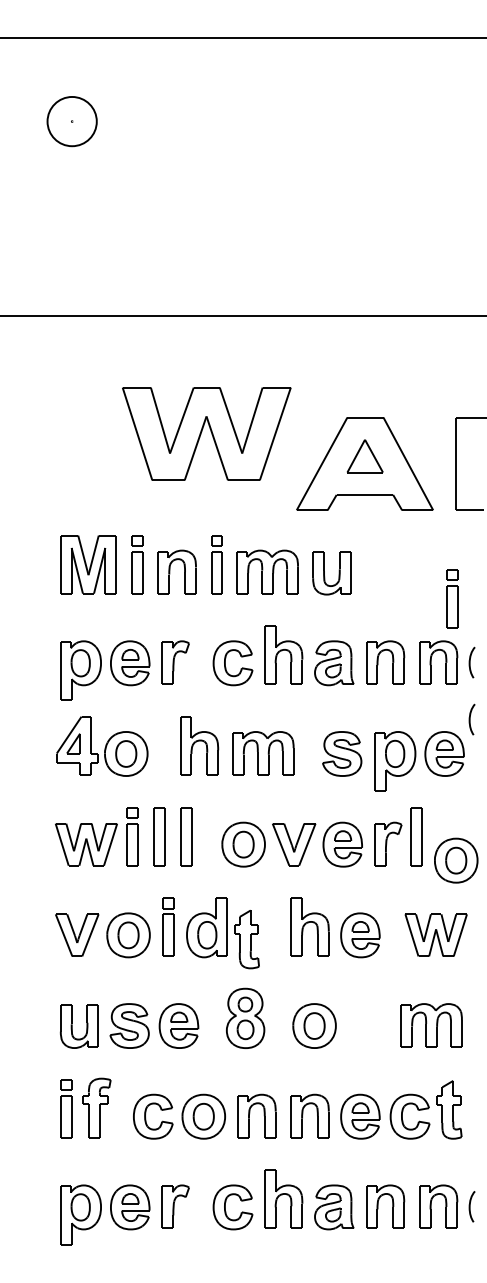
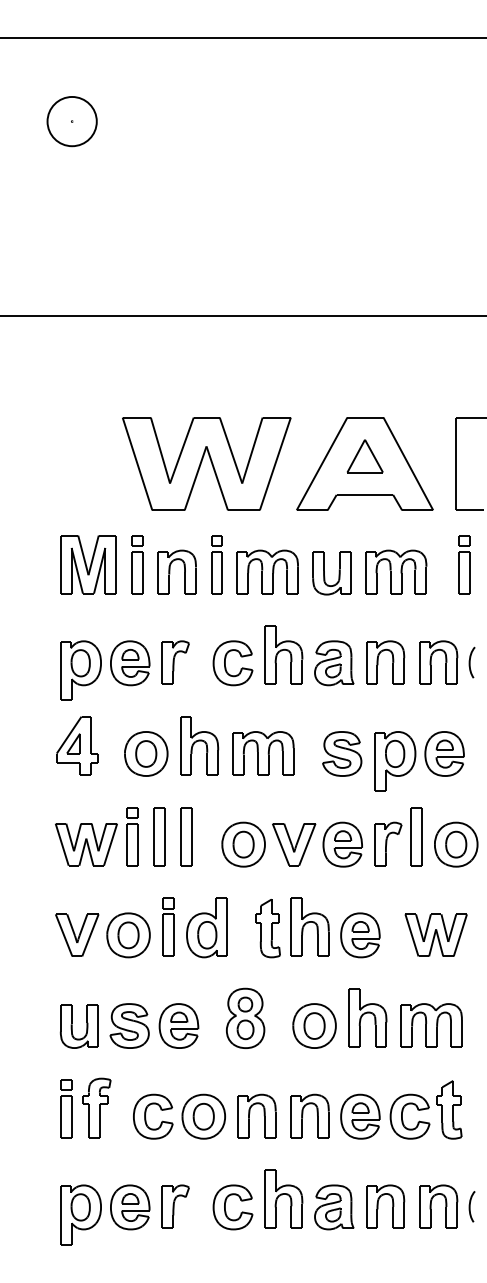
part position: (206, 433) -> (206, 463) (206, 463)
part: none -> present (396, 571)
part position: (452, 598) -> (464, 564) (464, 564)
curve: present -> none (470, 719)
part position: (126, 753) -> (146, 753) (146, 753)
part position: (456, 860) -> (456, 844) (456, 844)
part position: (246, 939) -> (267, 928) (267, 928)
part: none -> present (367, 1017)
